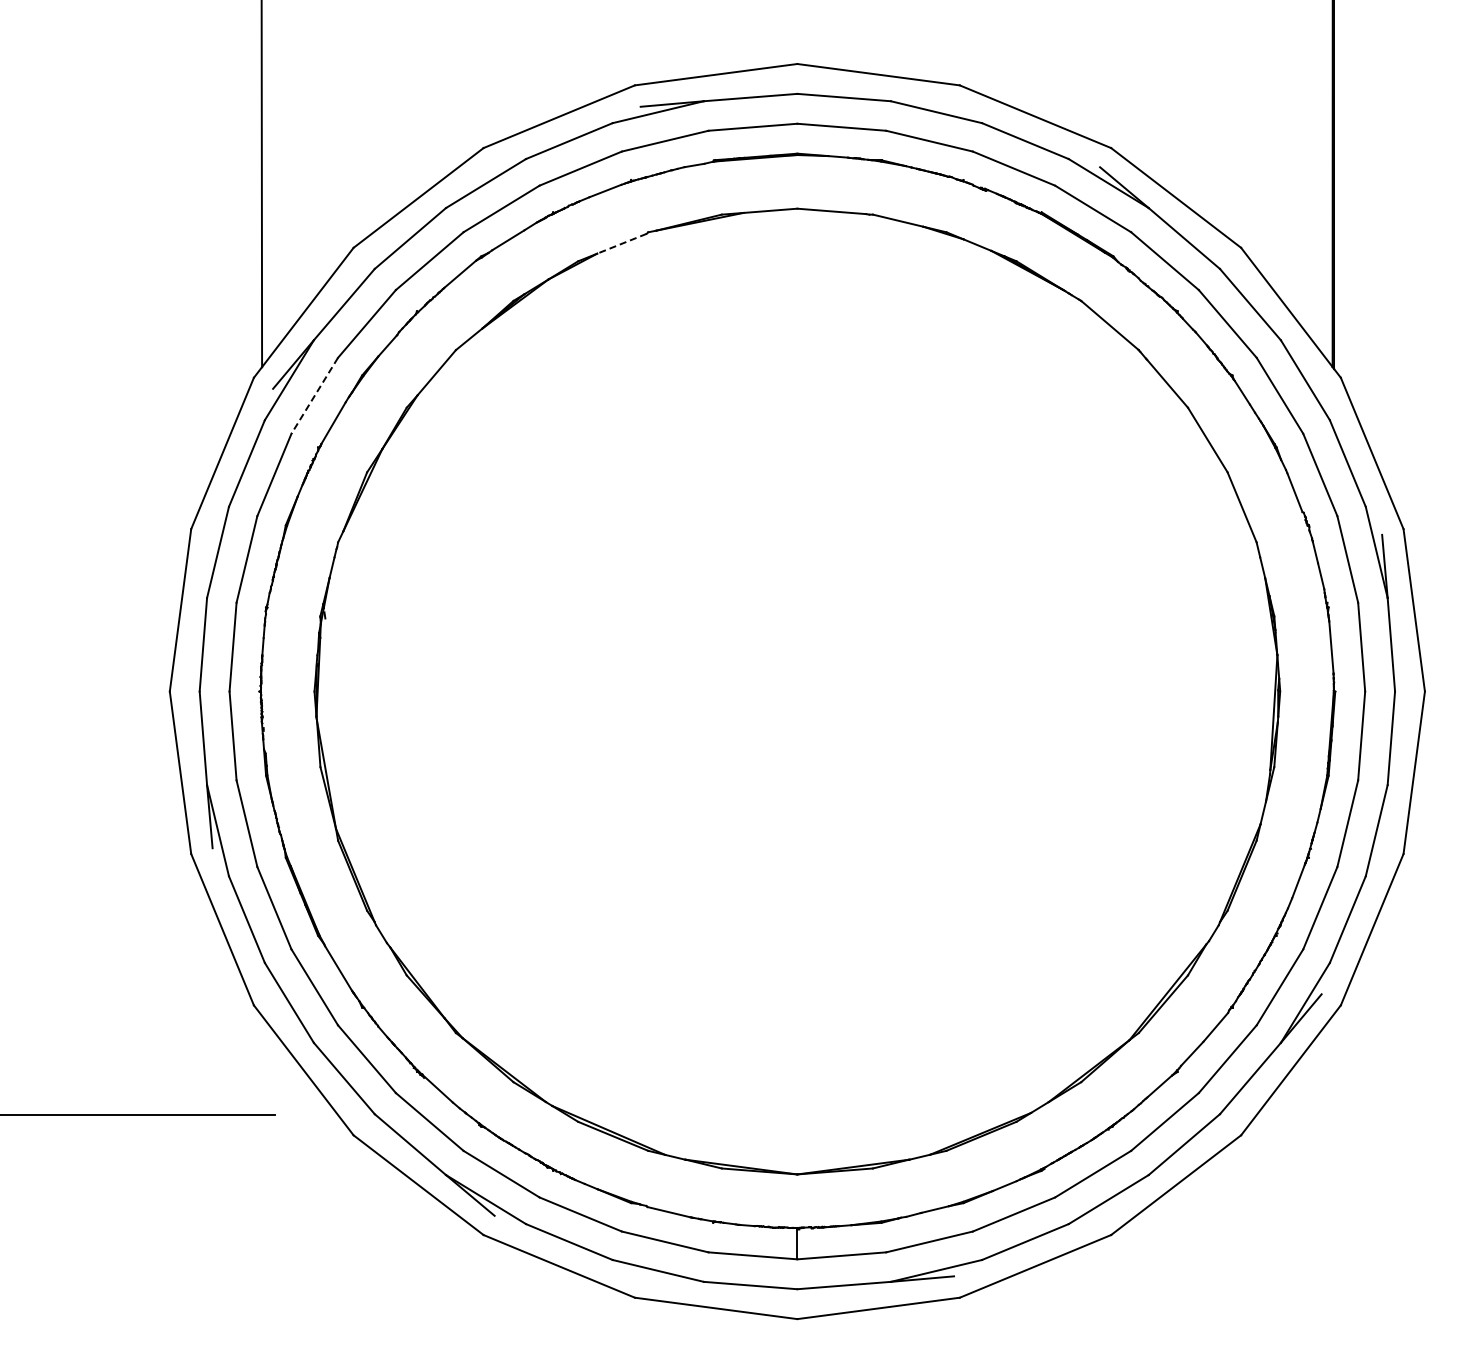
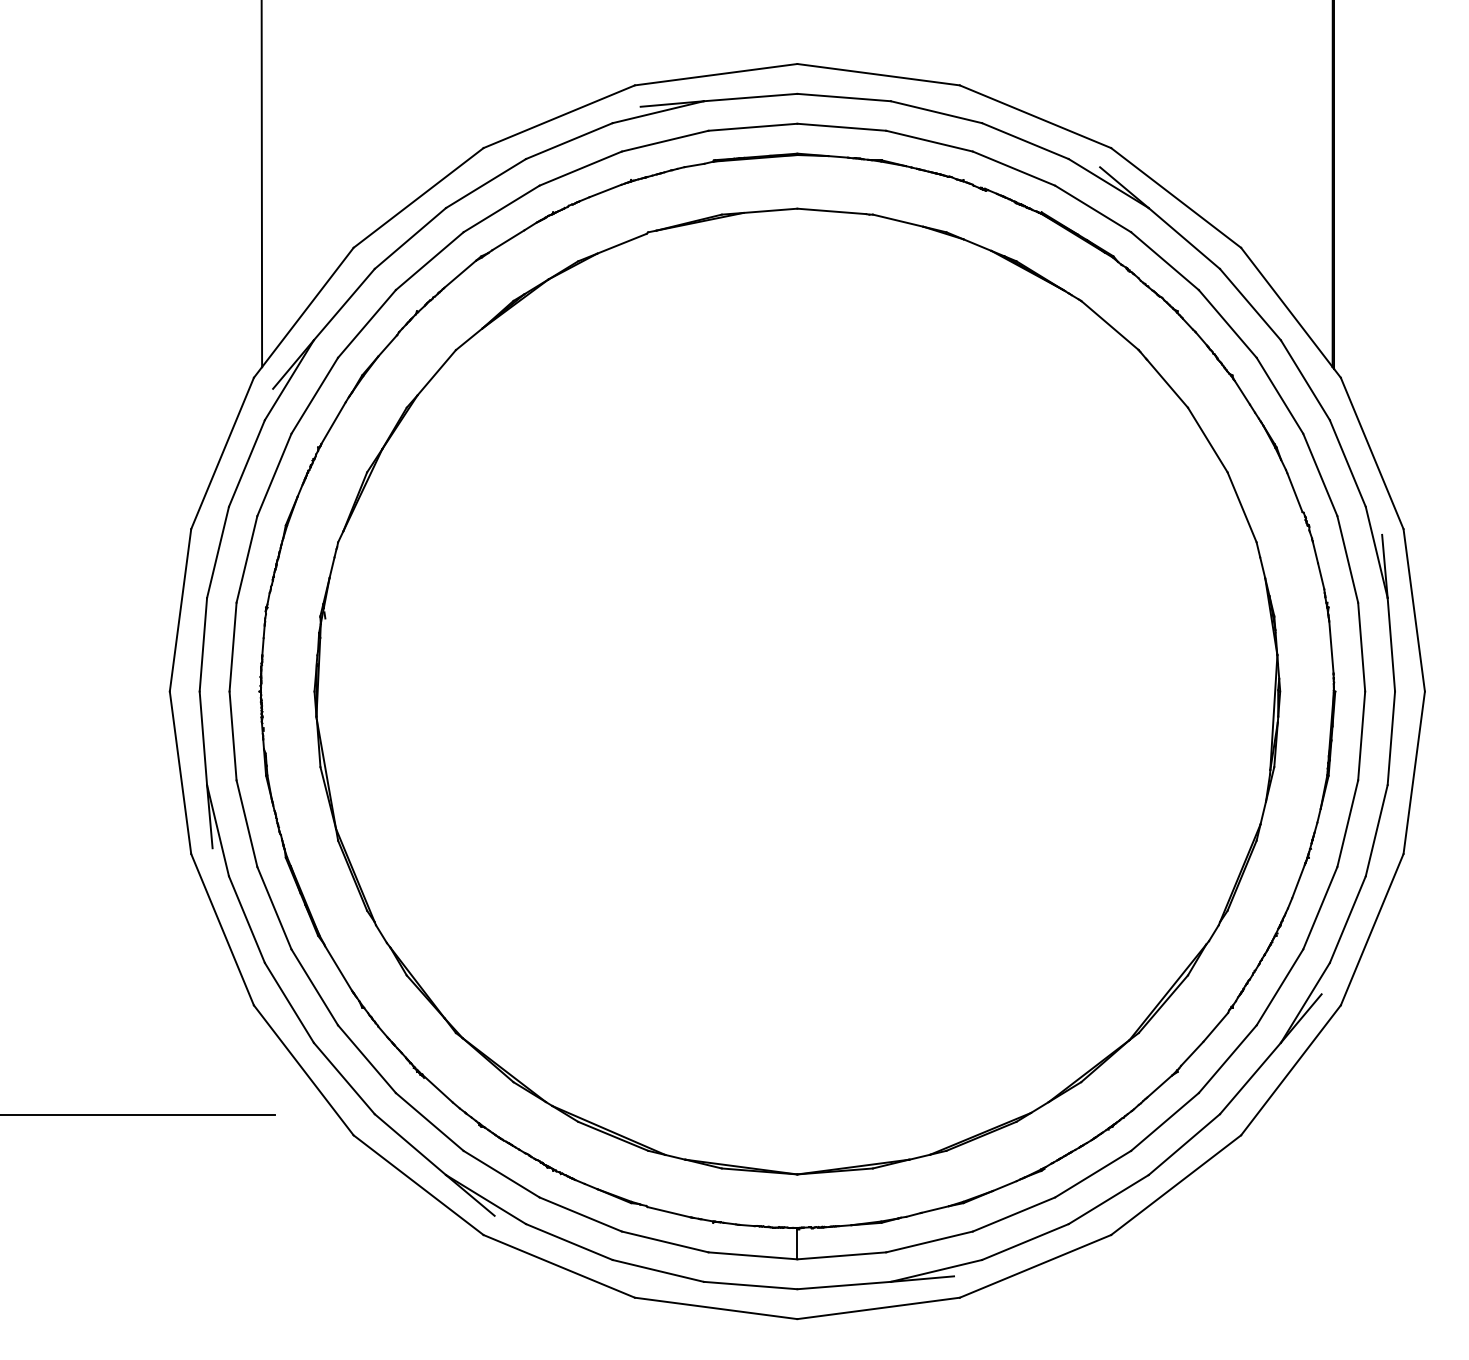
line: dashed -> solid (621, 243)
line: dashed -> solid (314, 395)
